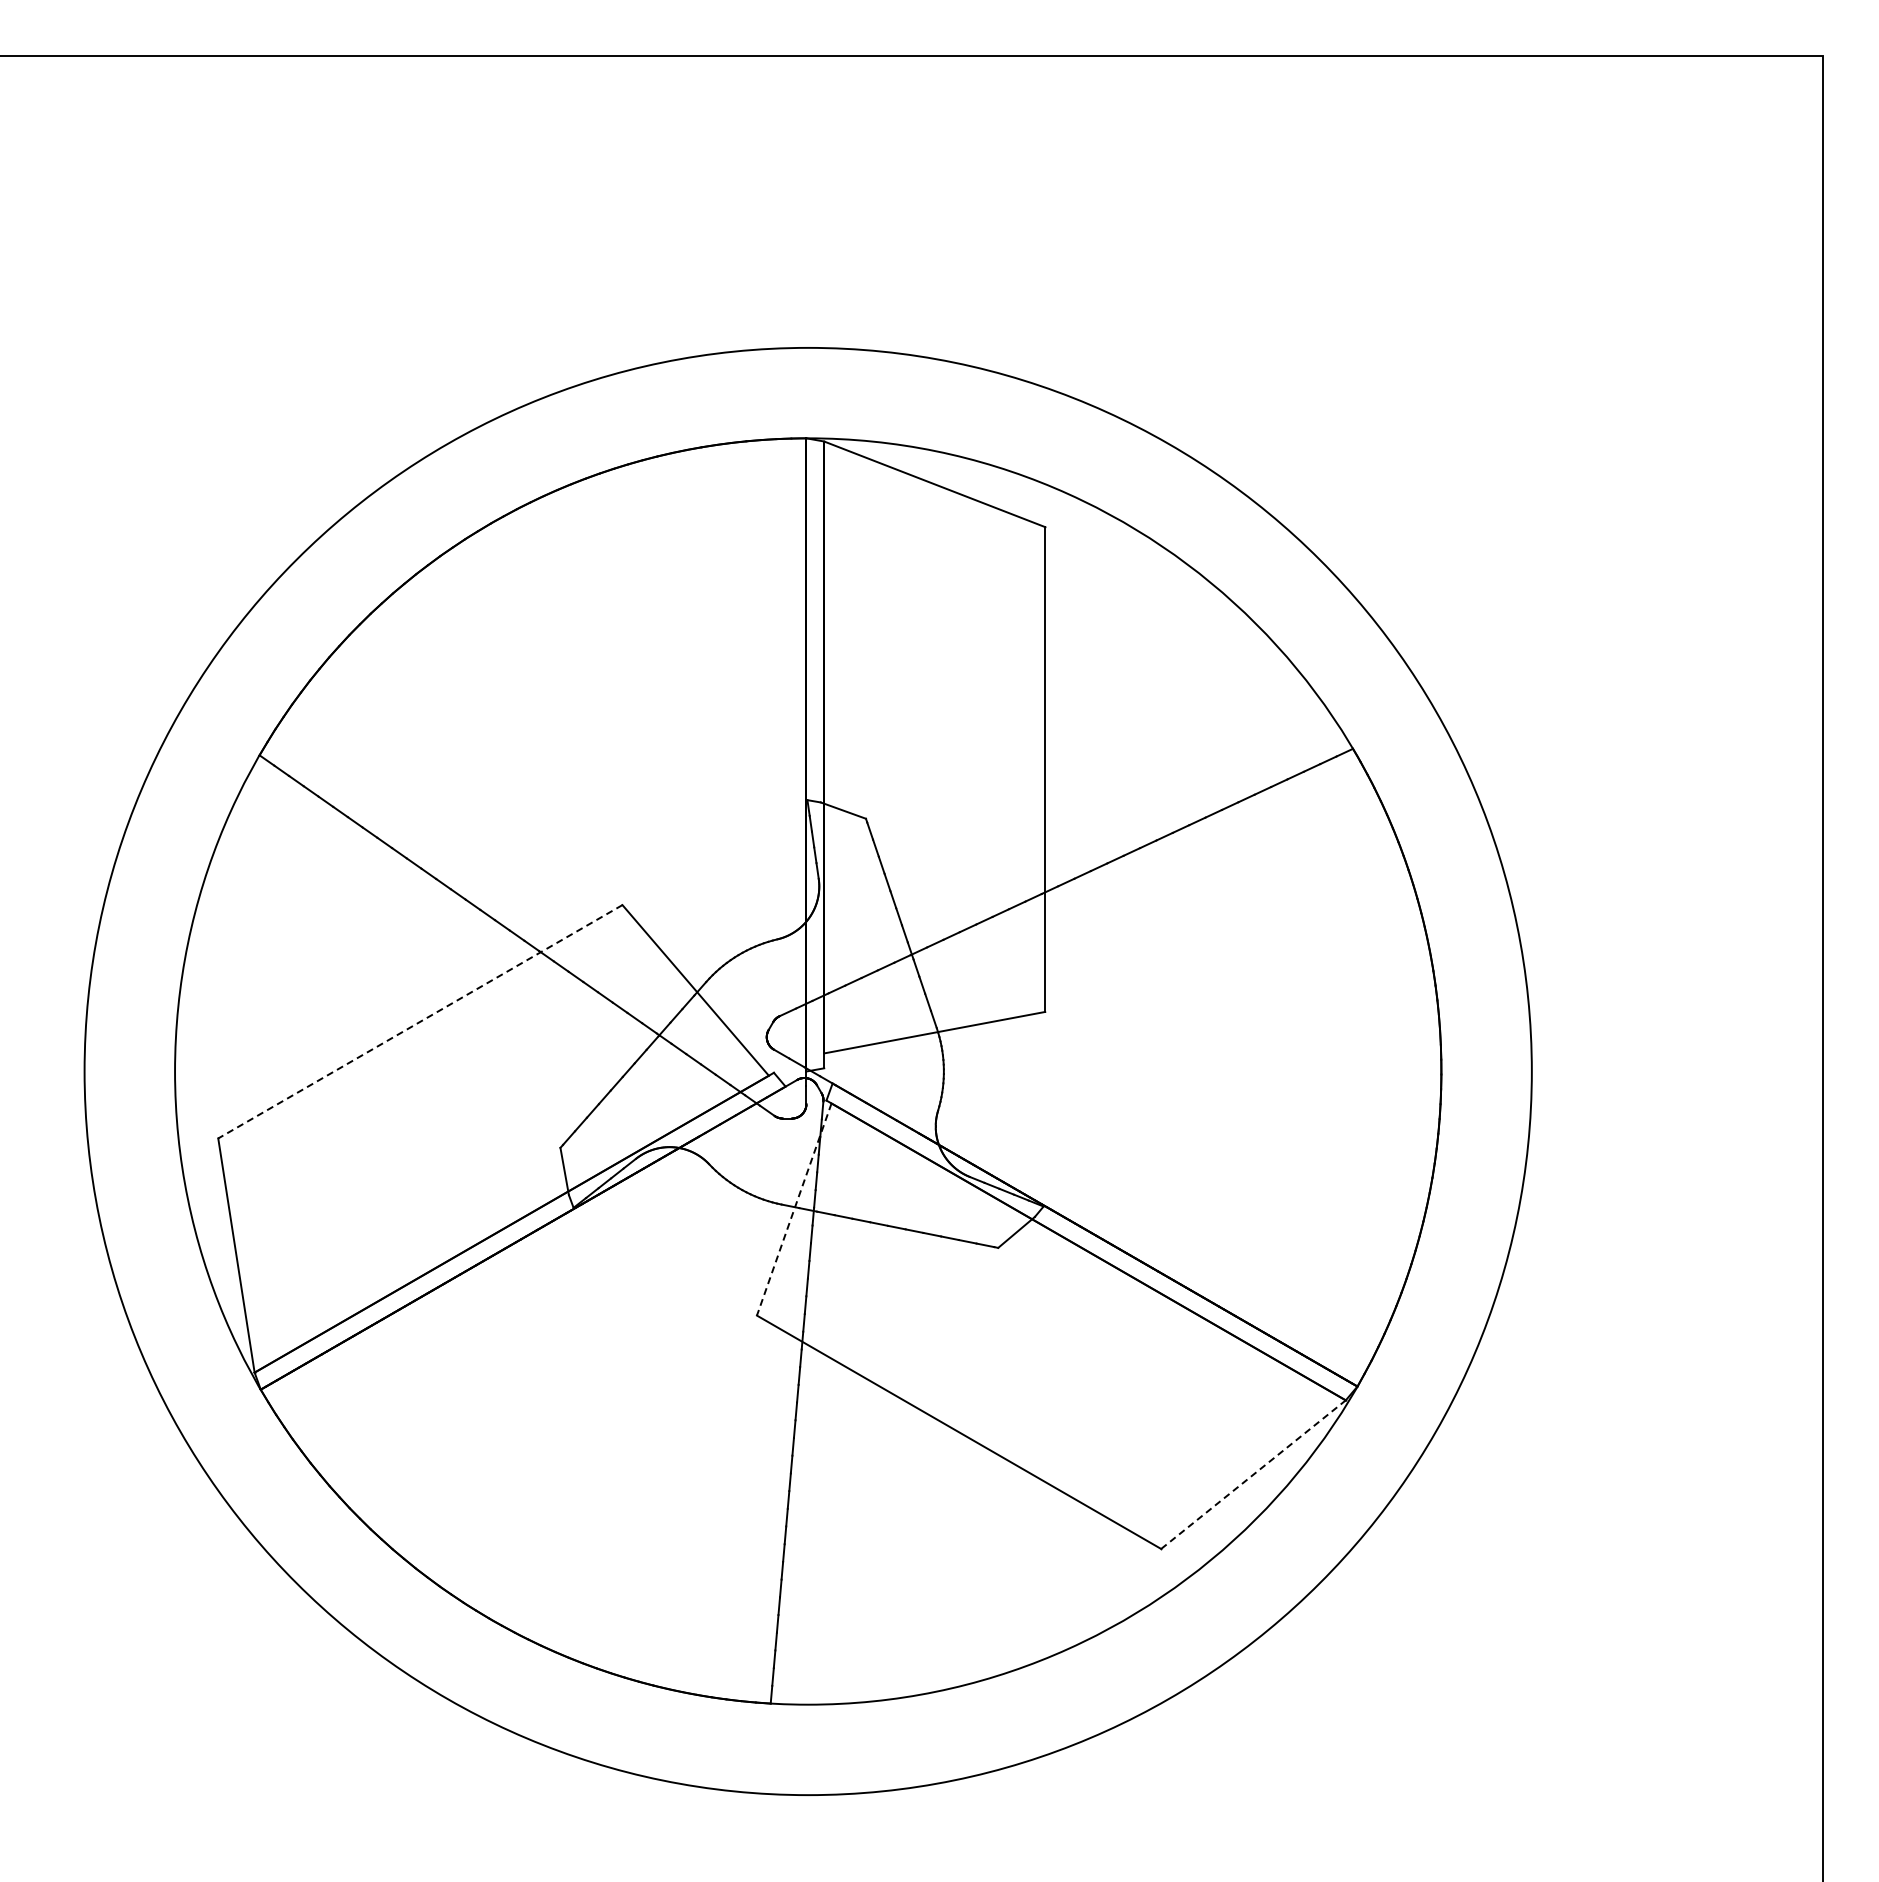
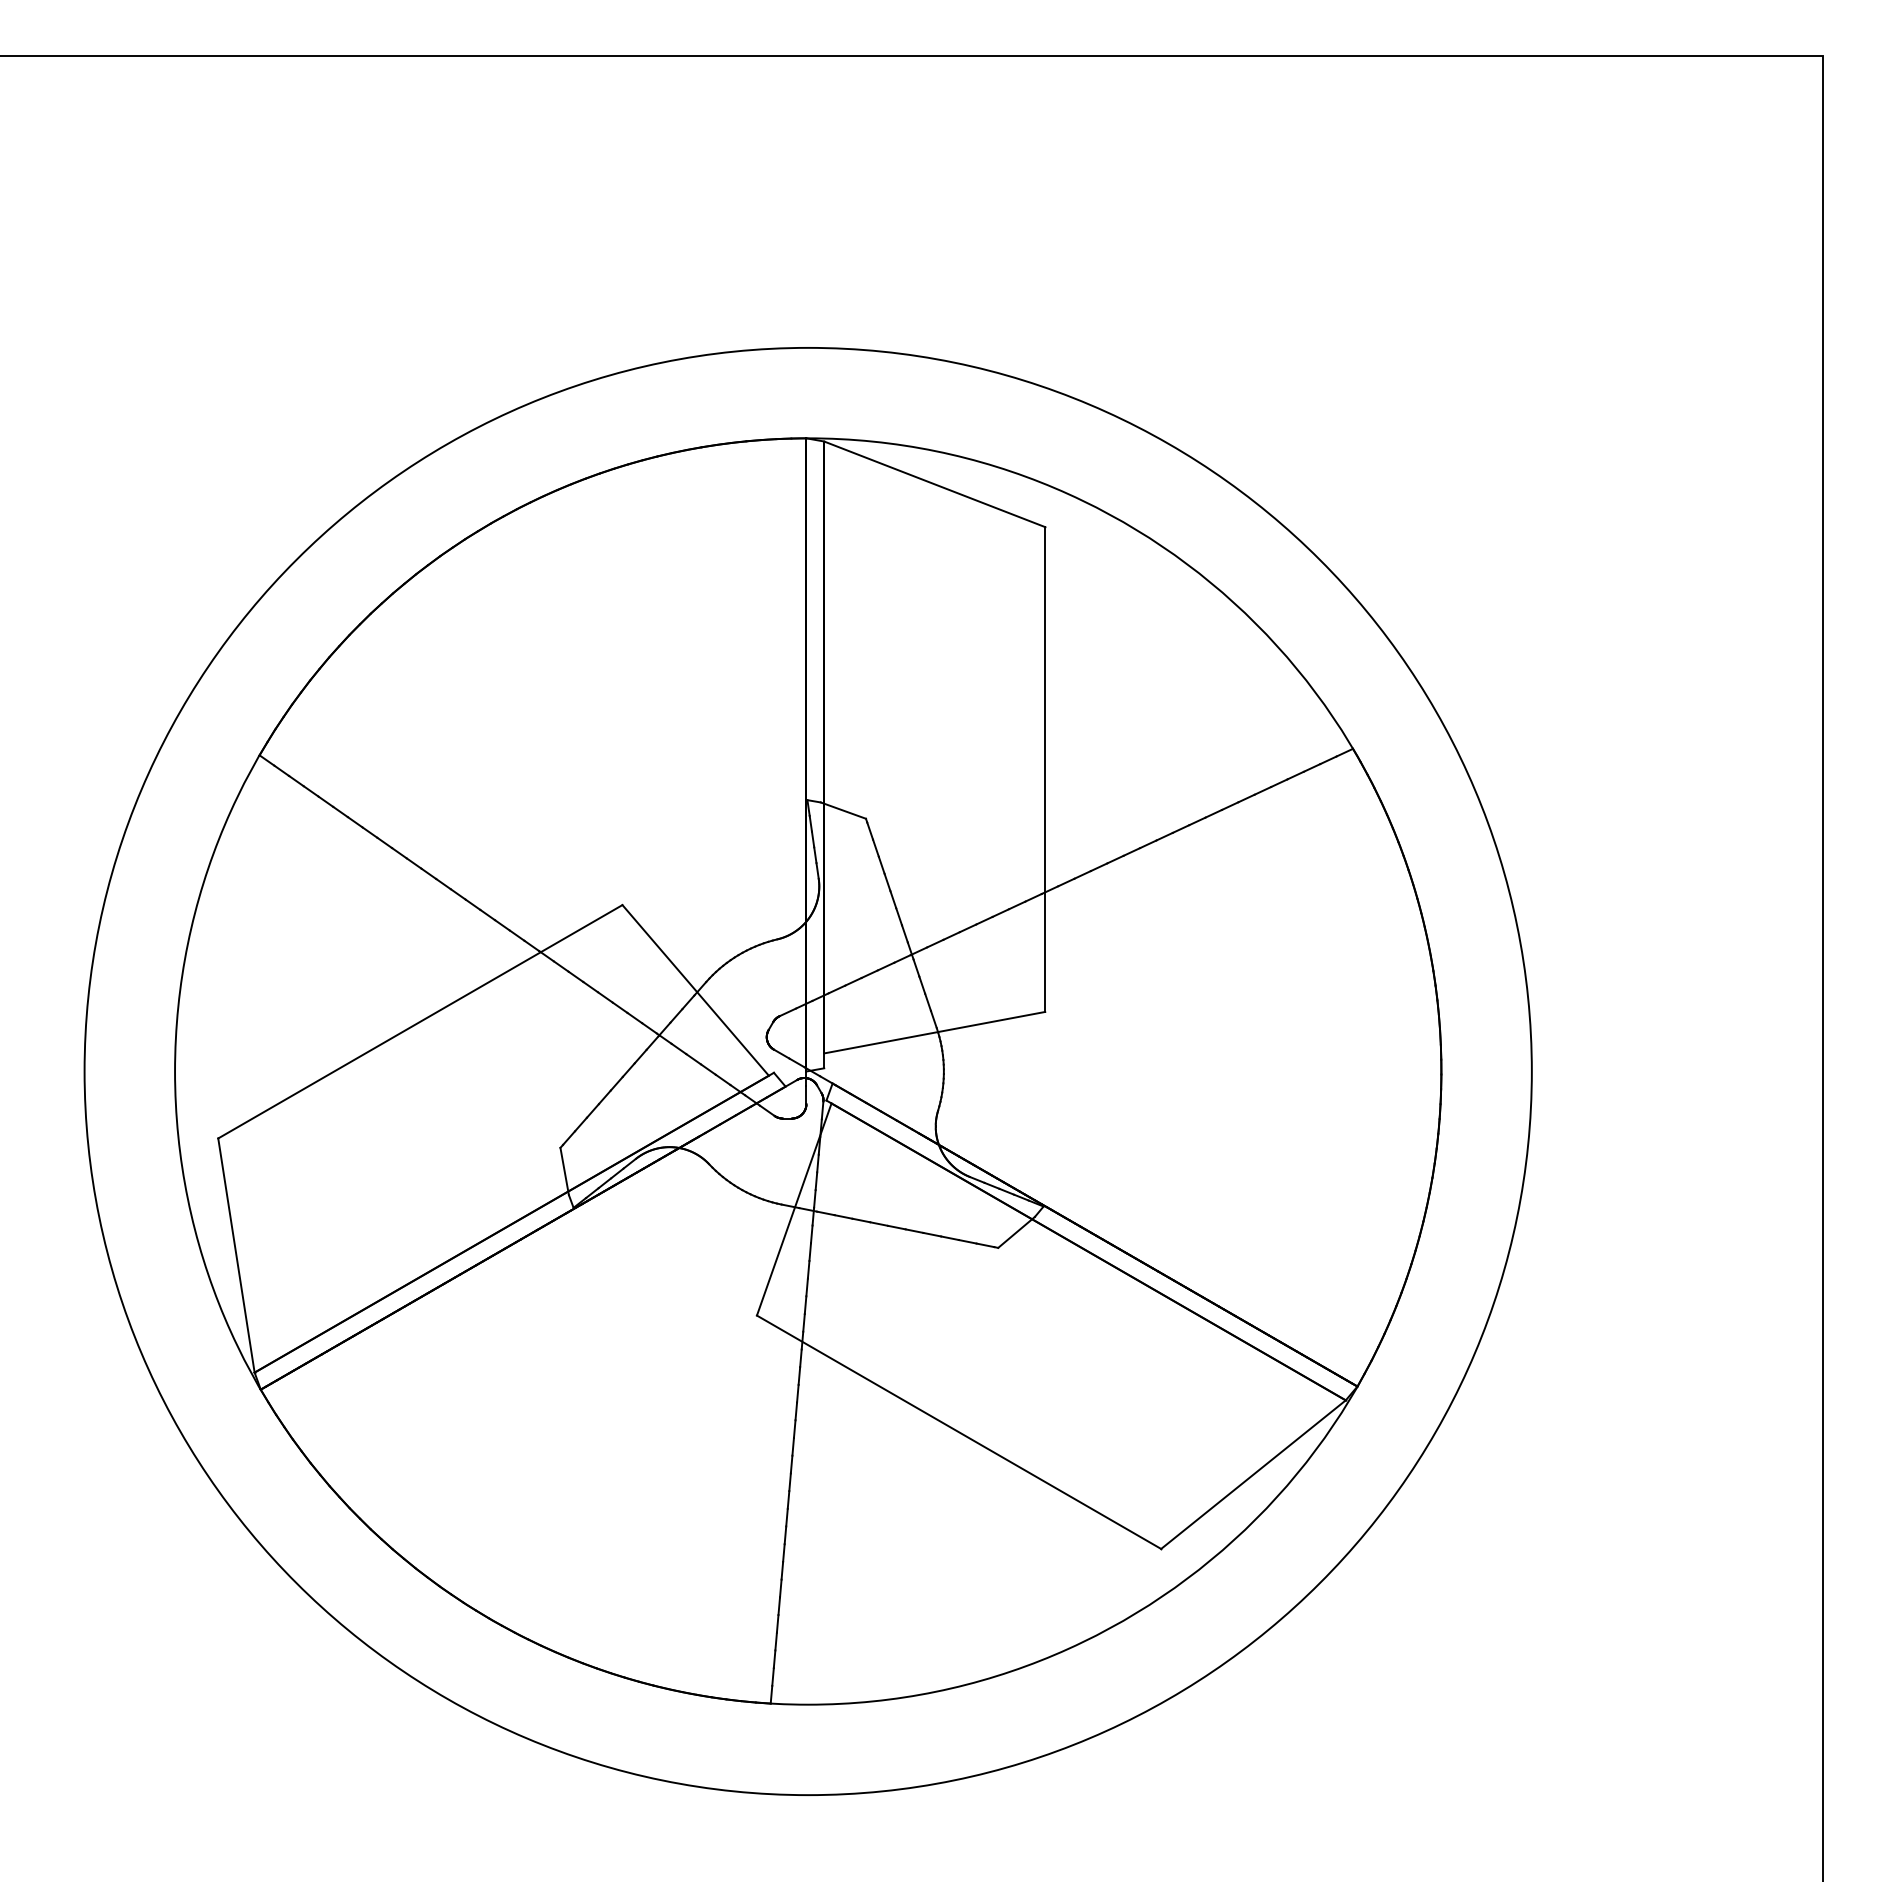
line: dashed -> solid (419, 1022)
line: dashed -> solid (794, 1210)
line: dashed -> solid (1253, 1474)
